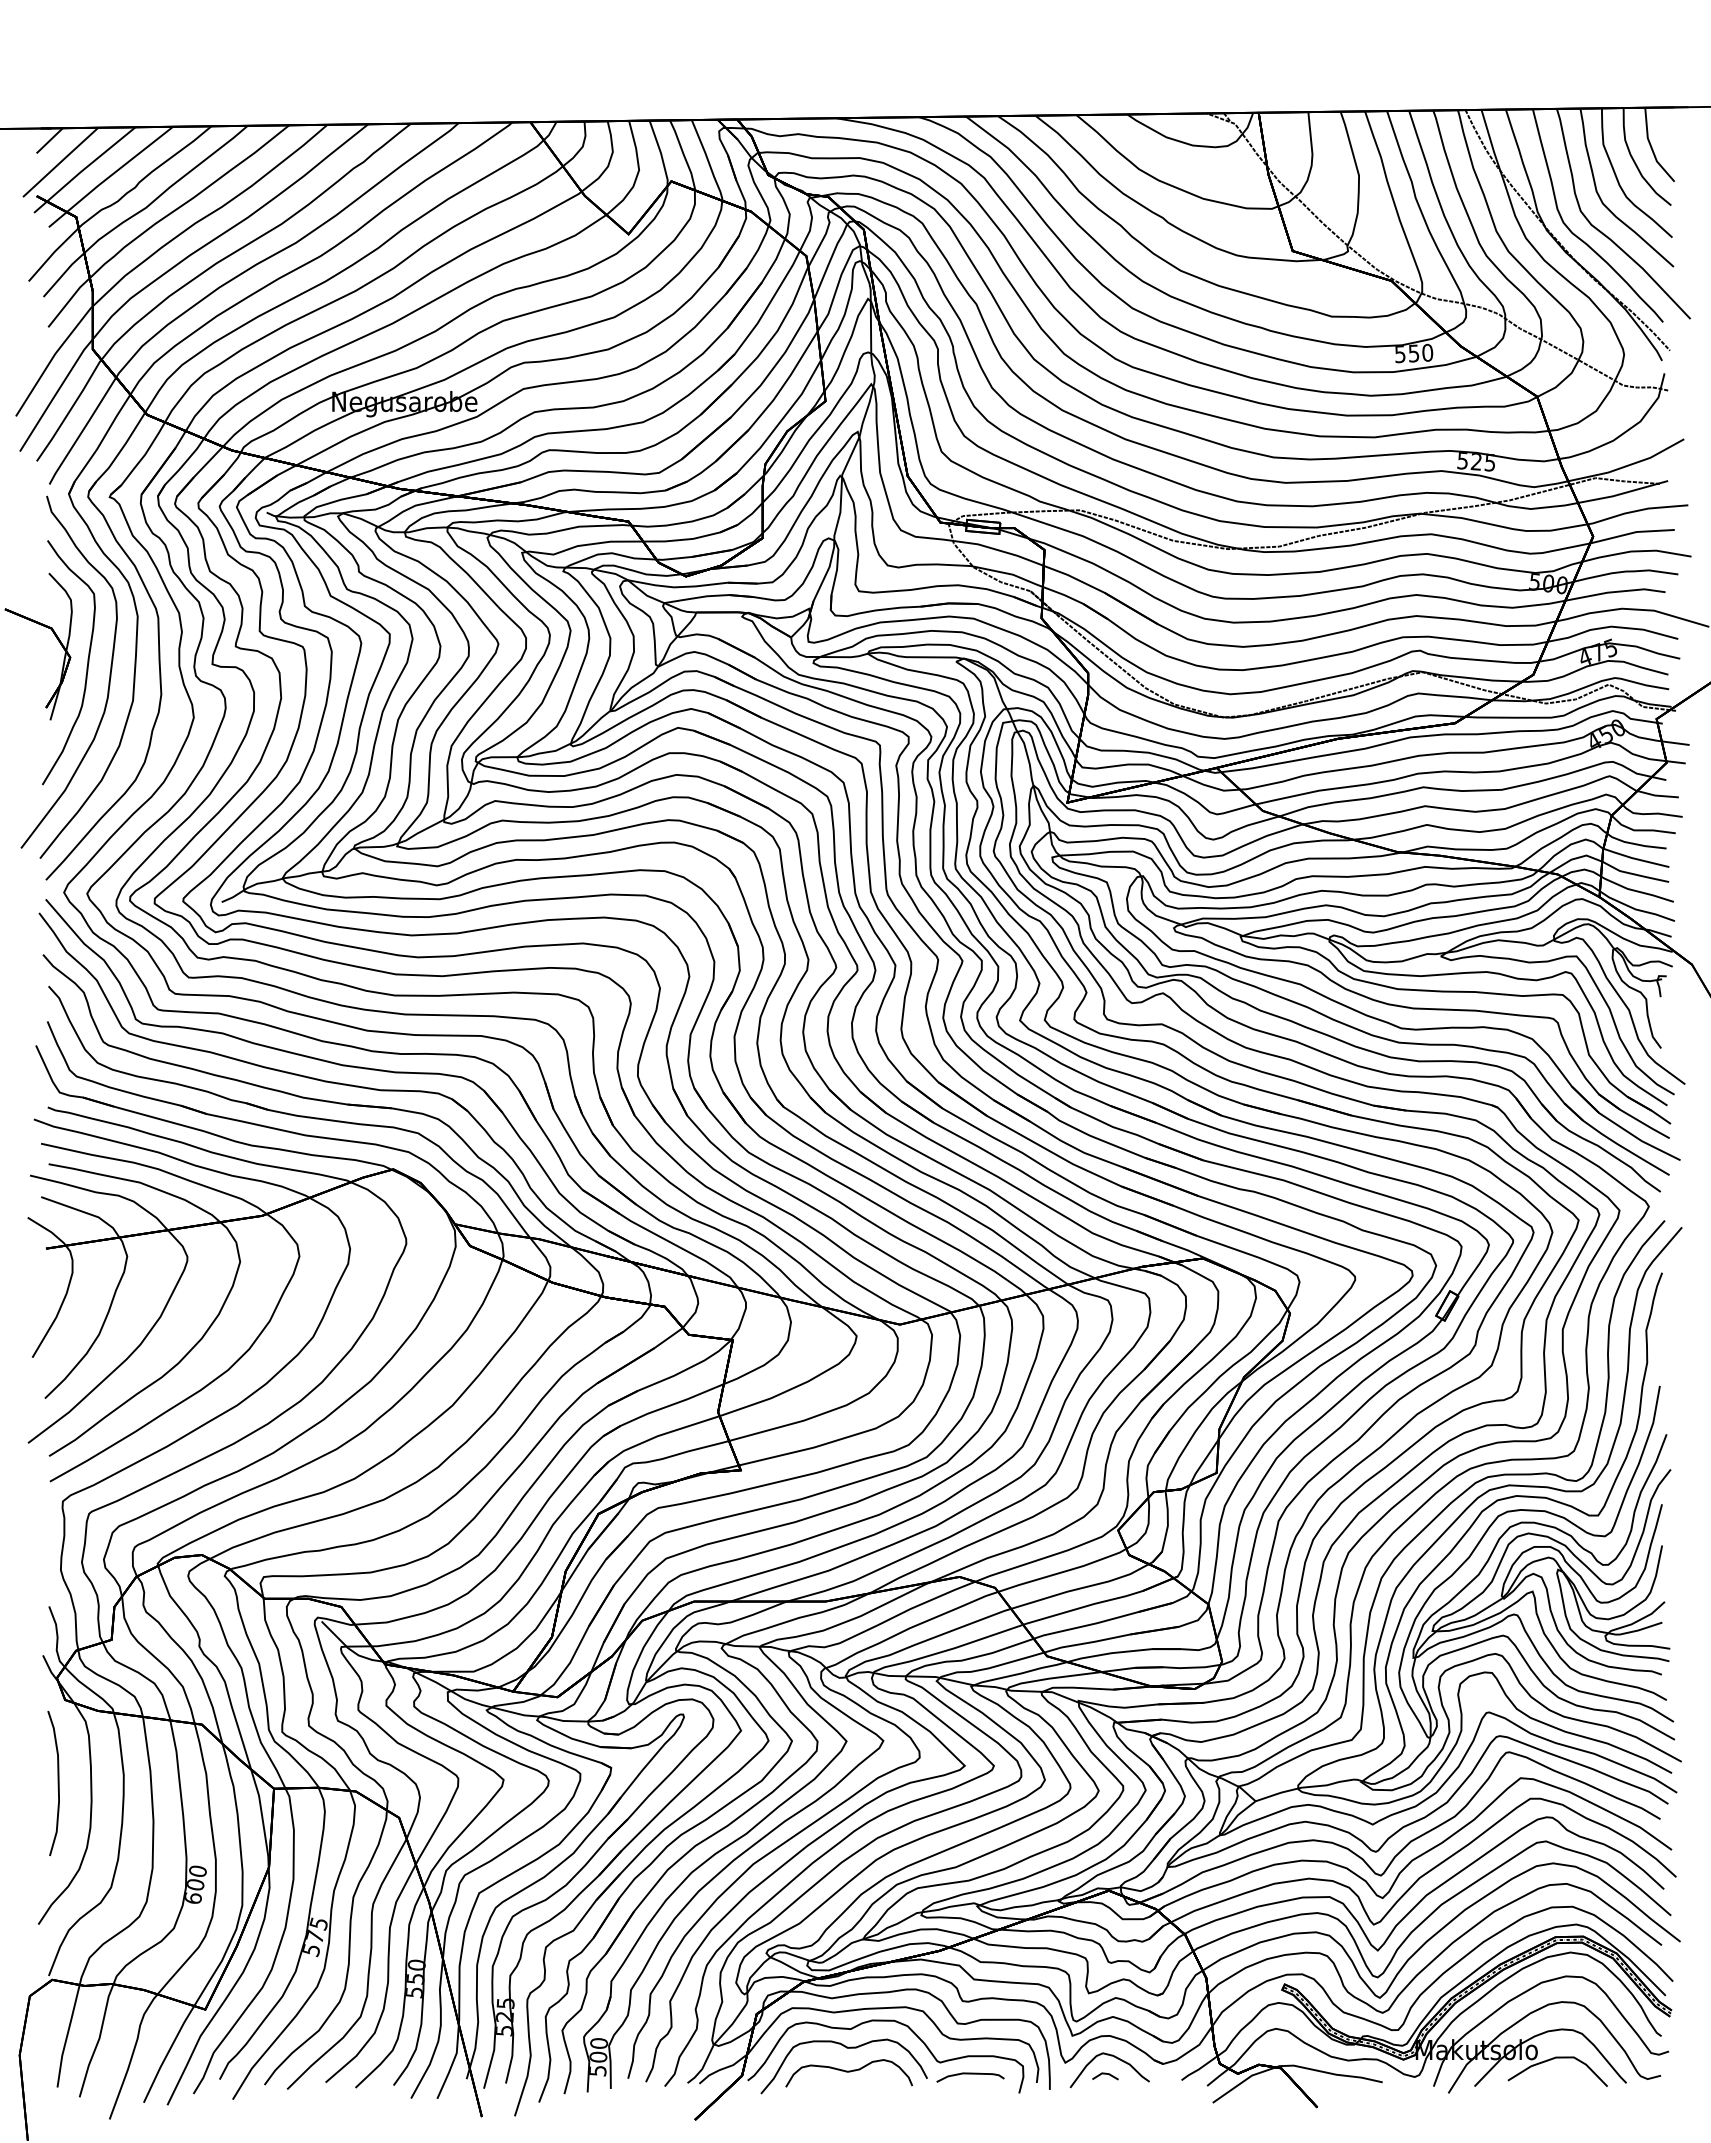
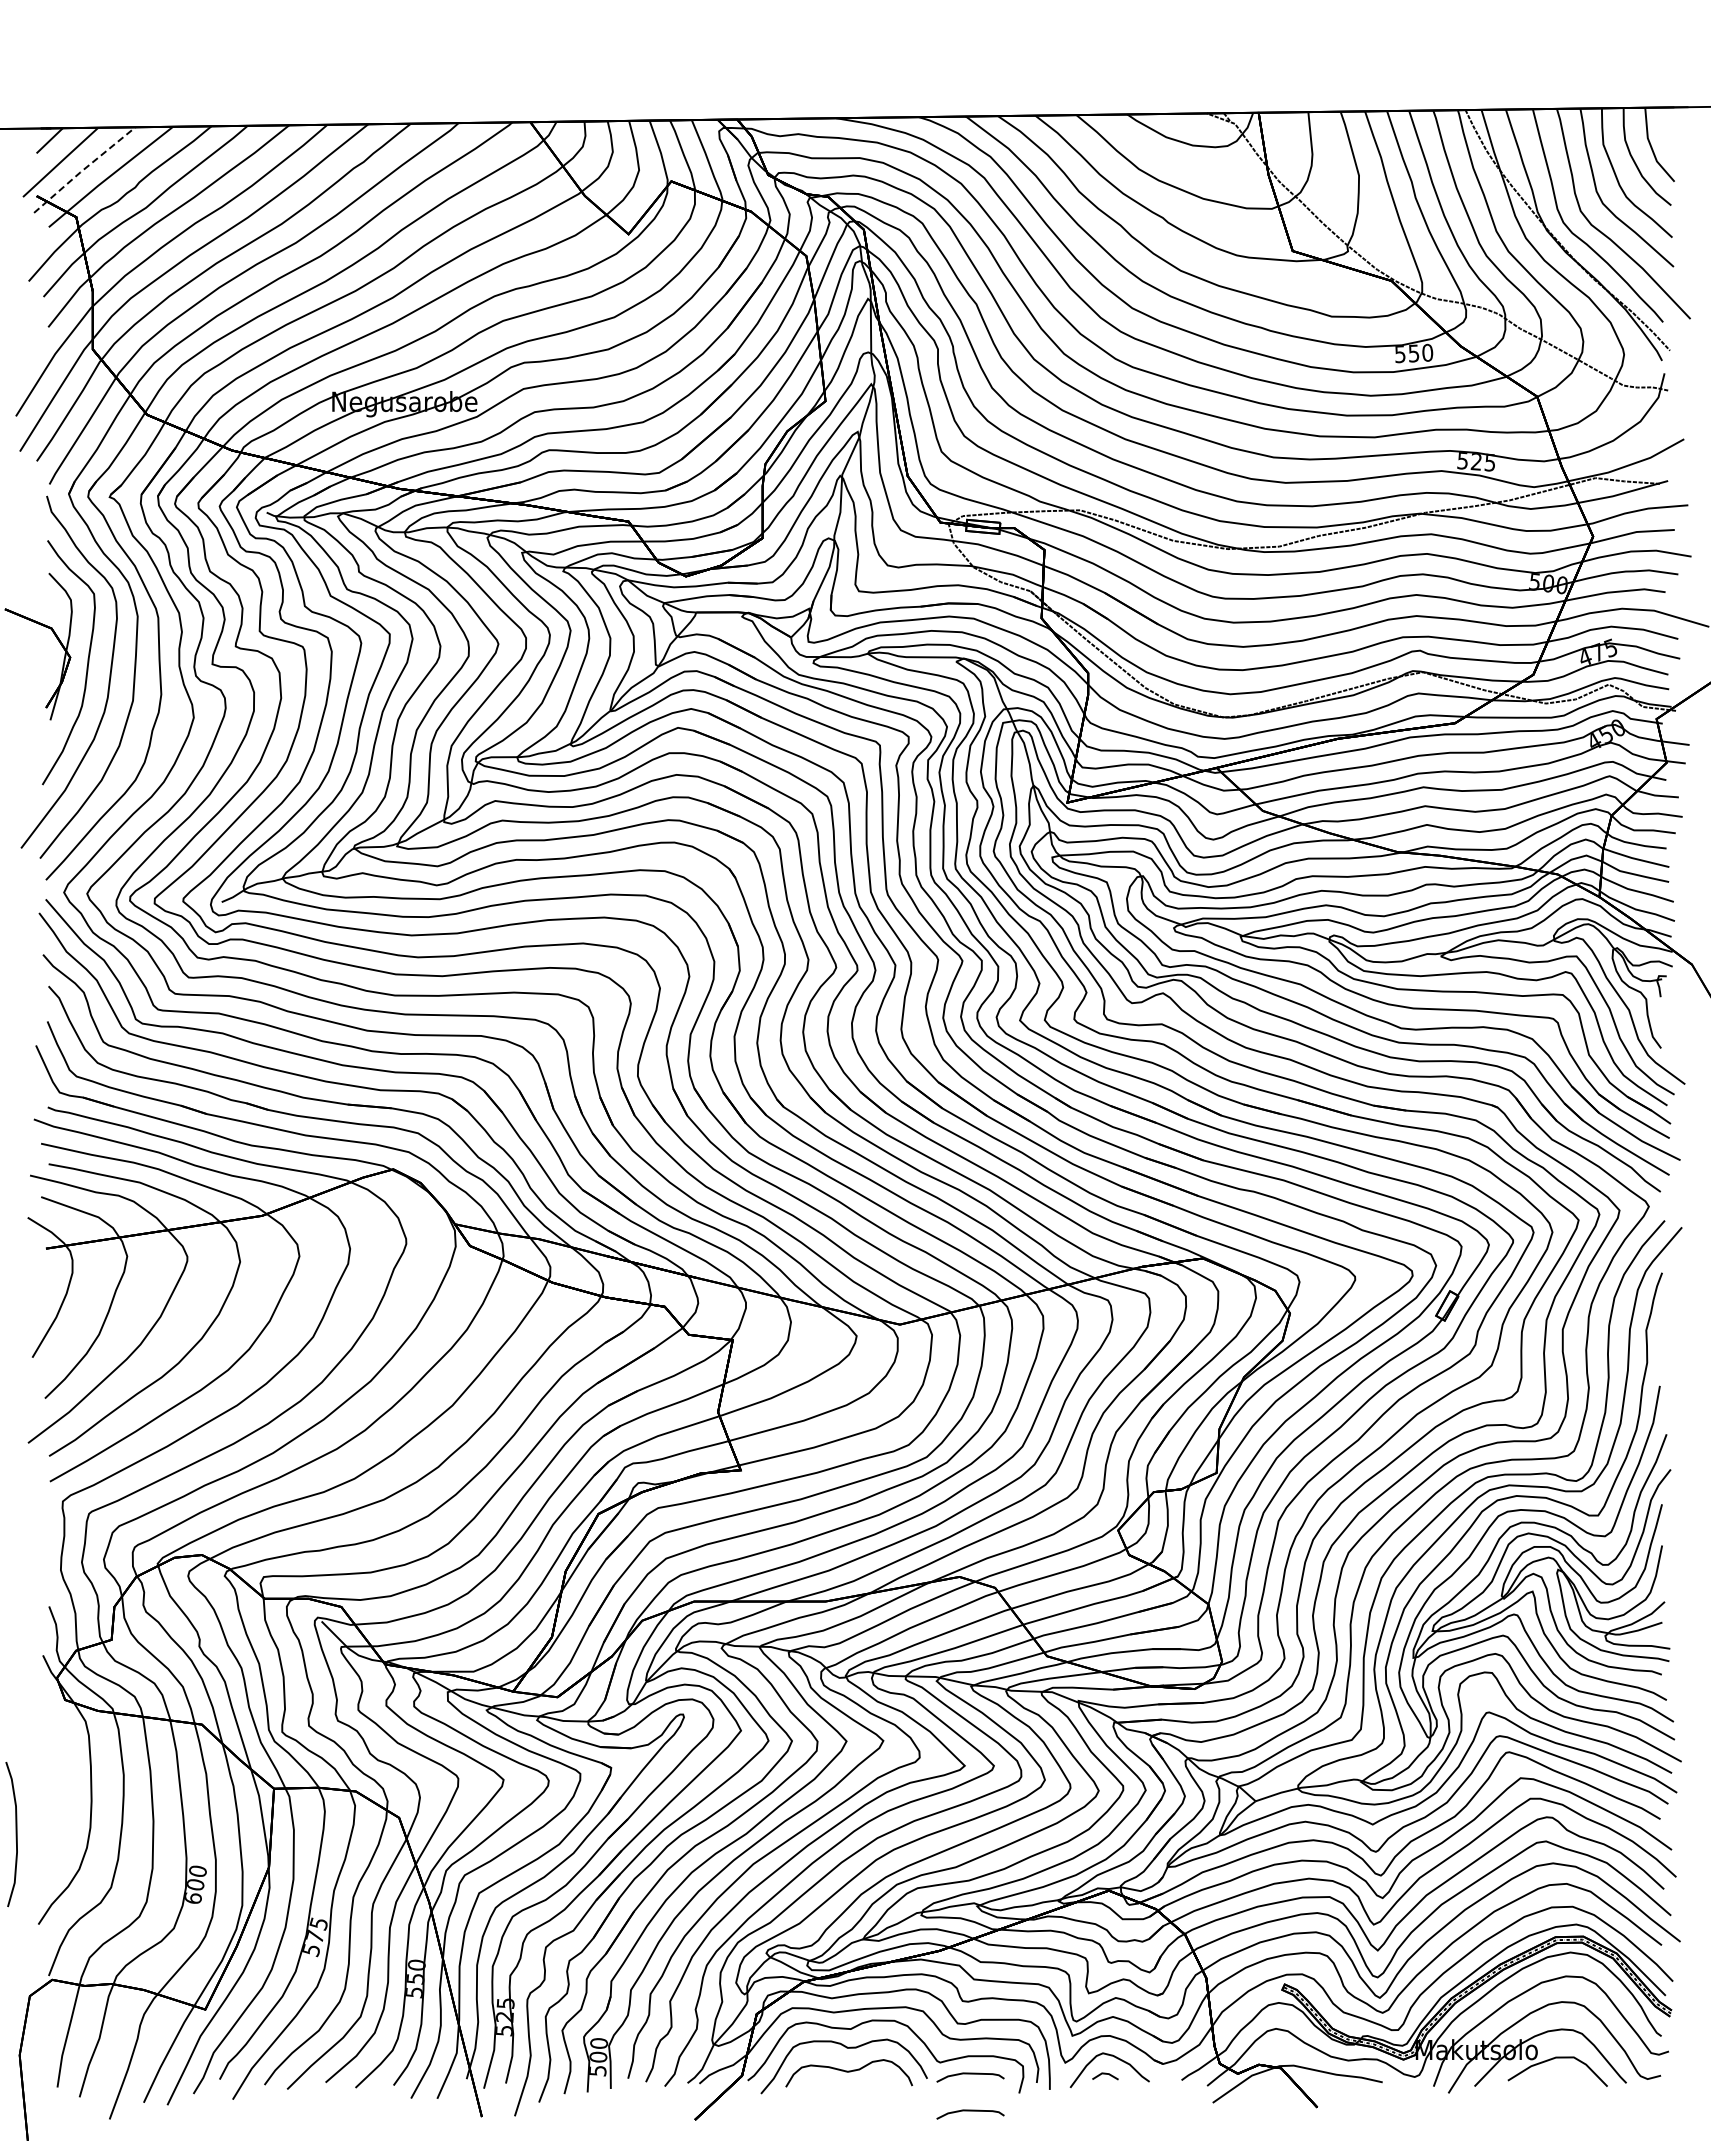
line: solid -> dashed (84, 169)
curve position: (57, 1783) -> (15, 1834) (15, 1834)
curve: none -> present (970, 2111)
